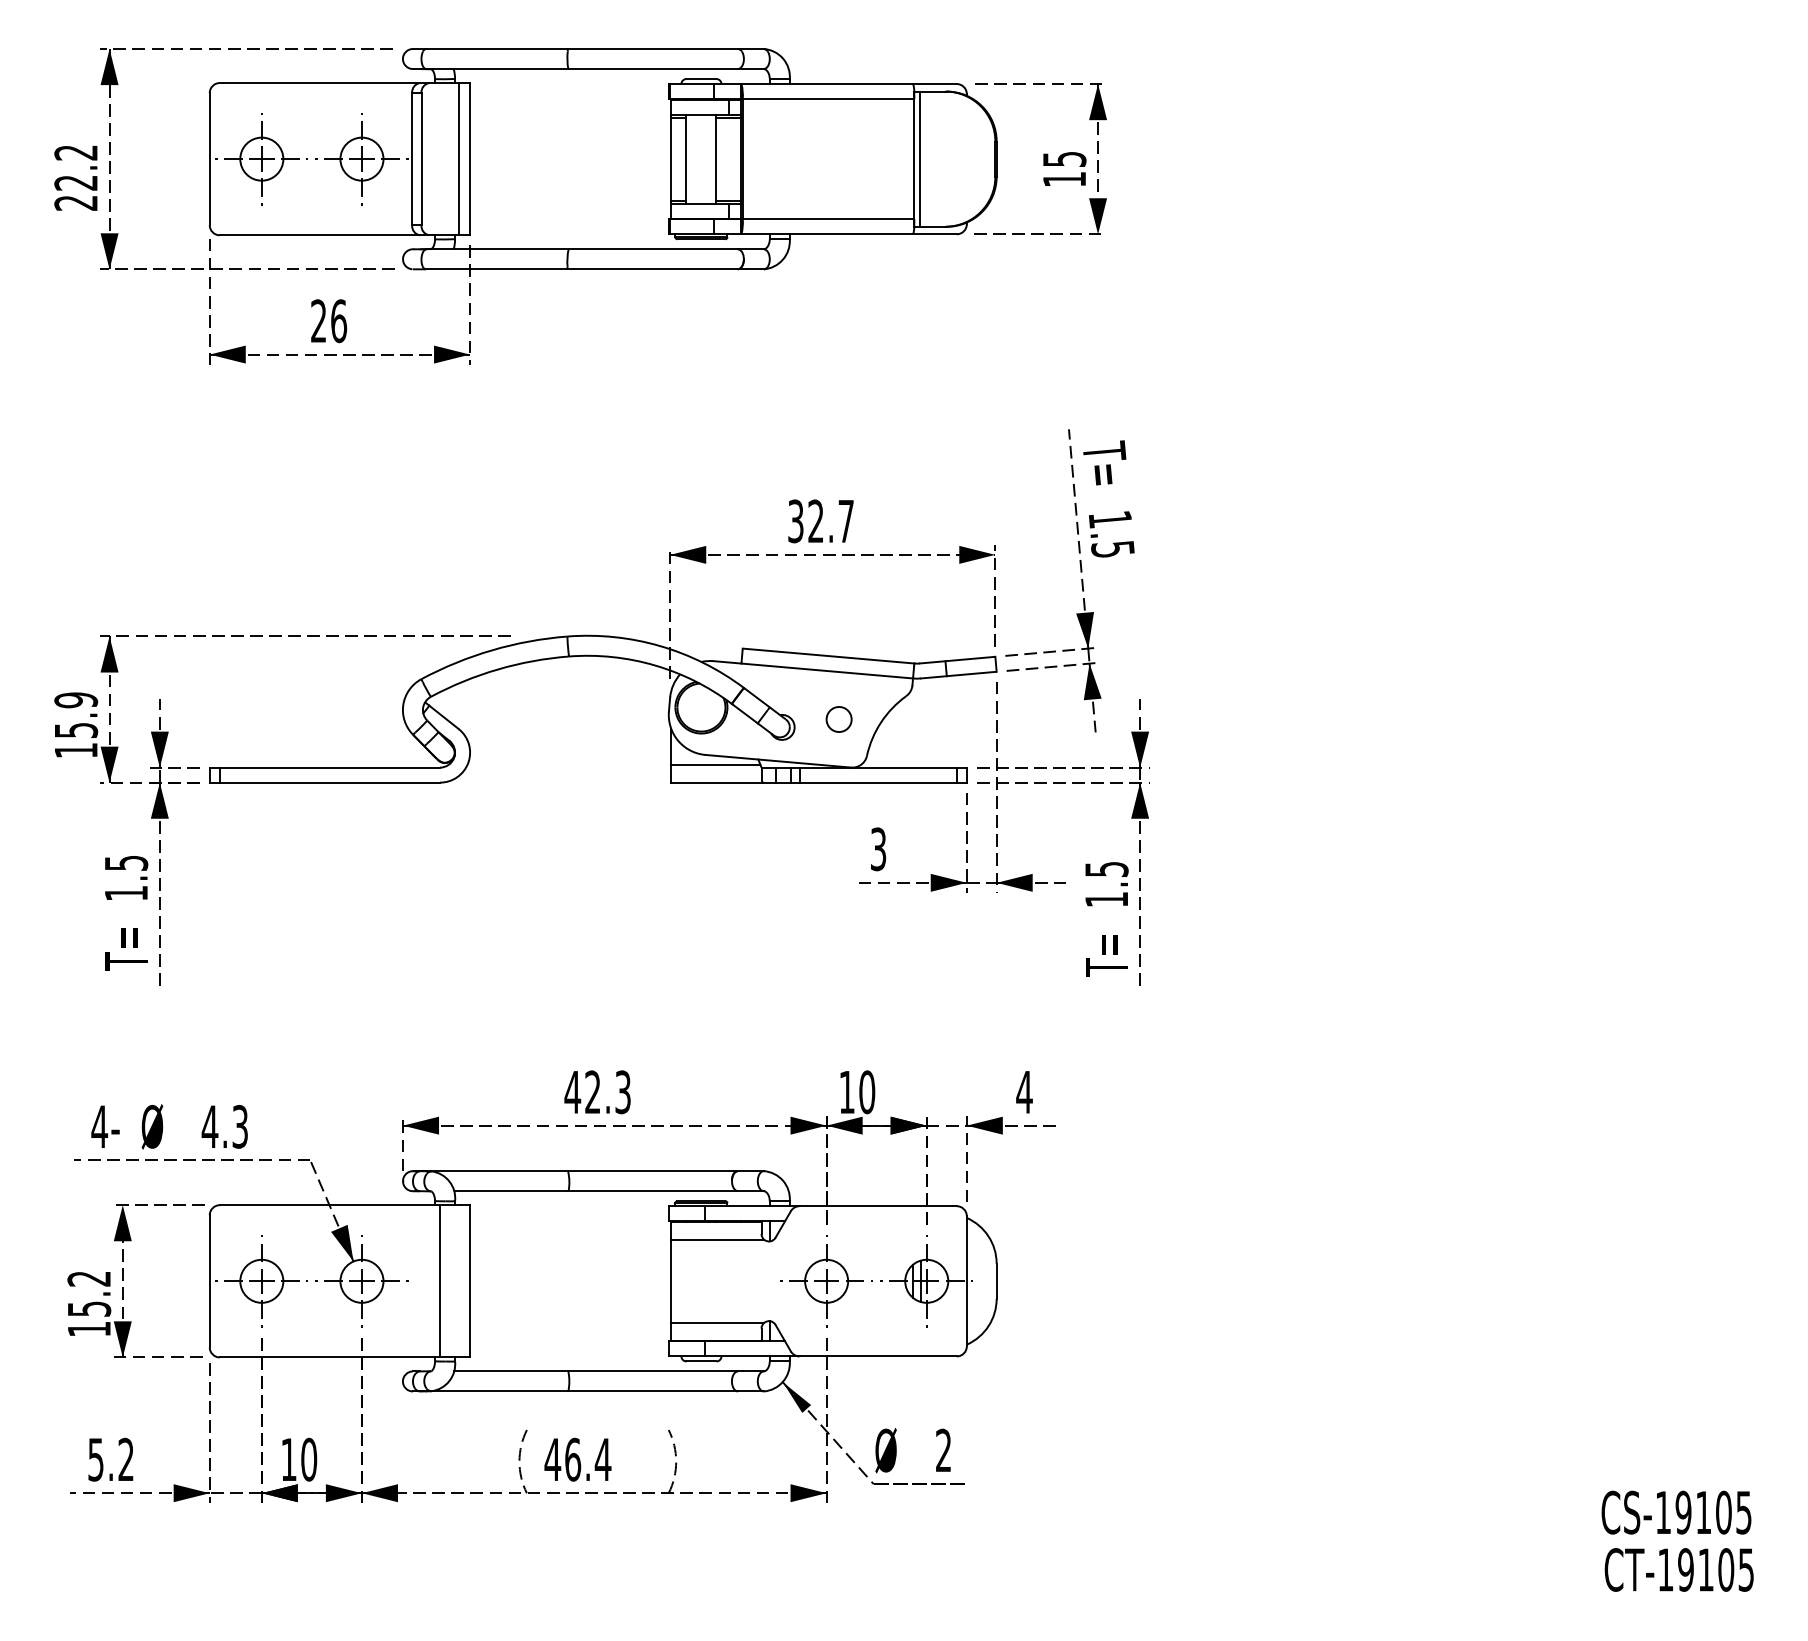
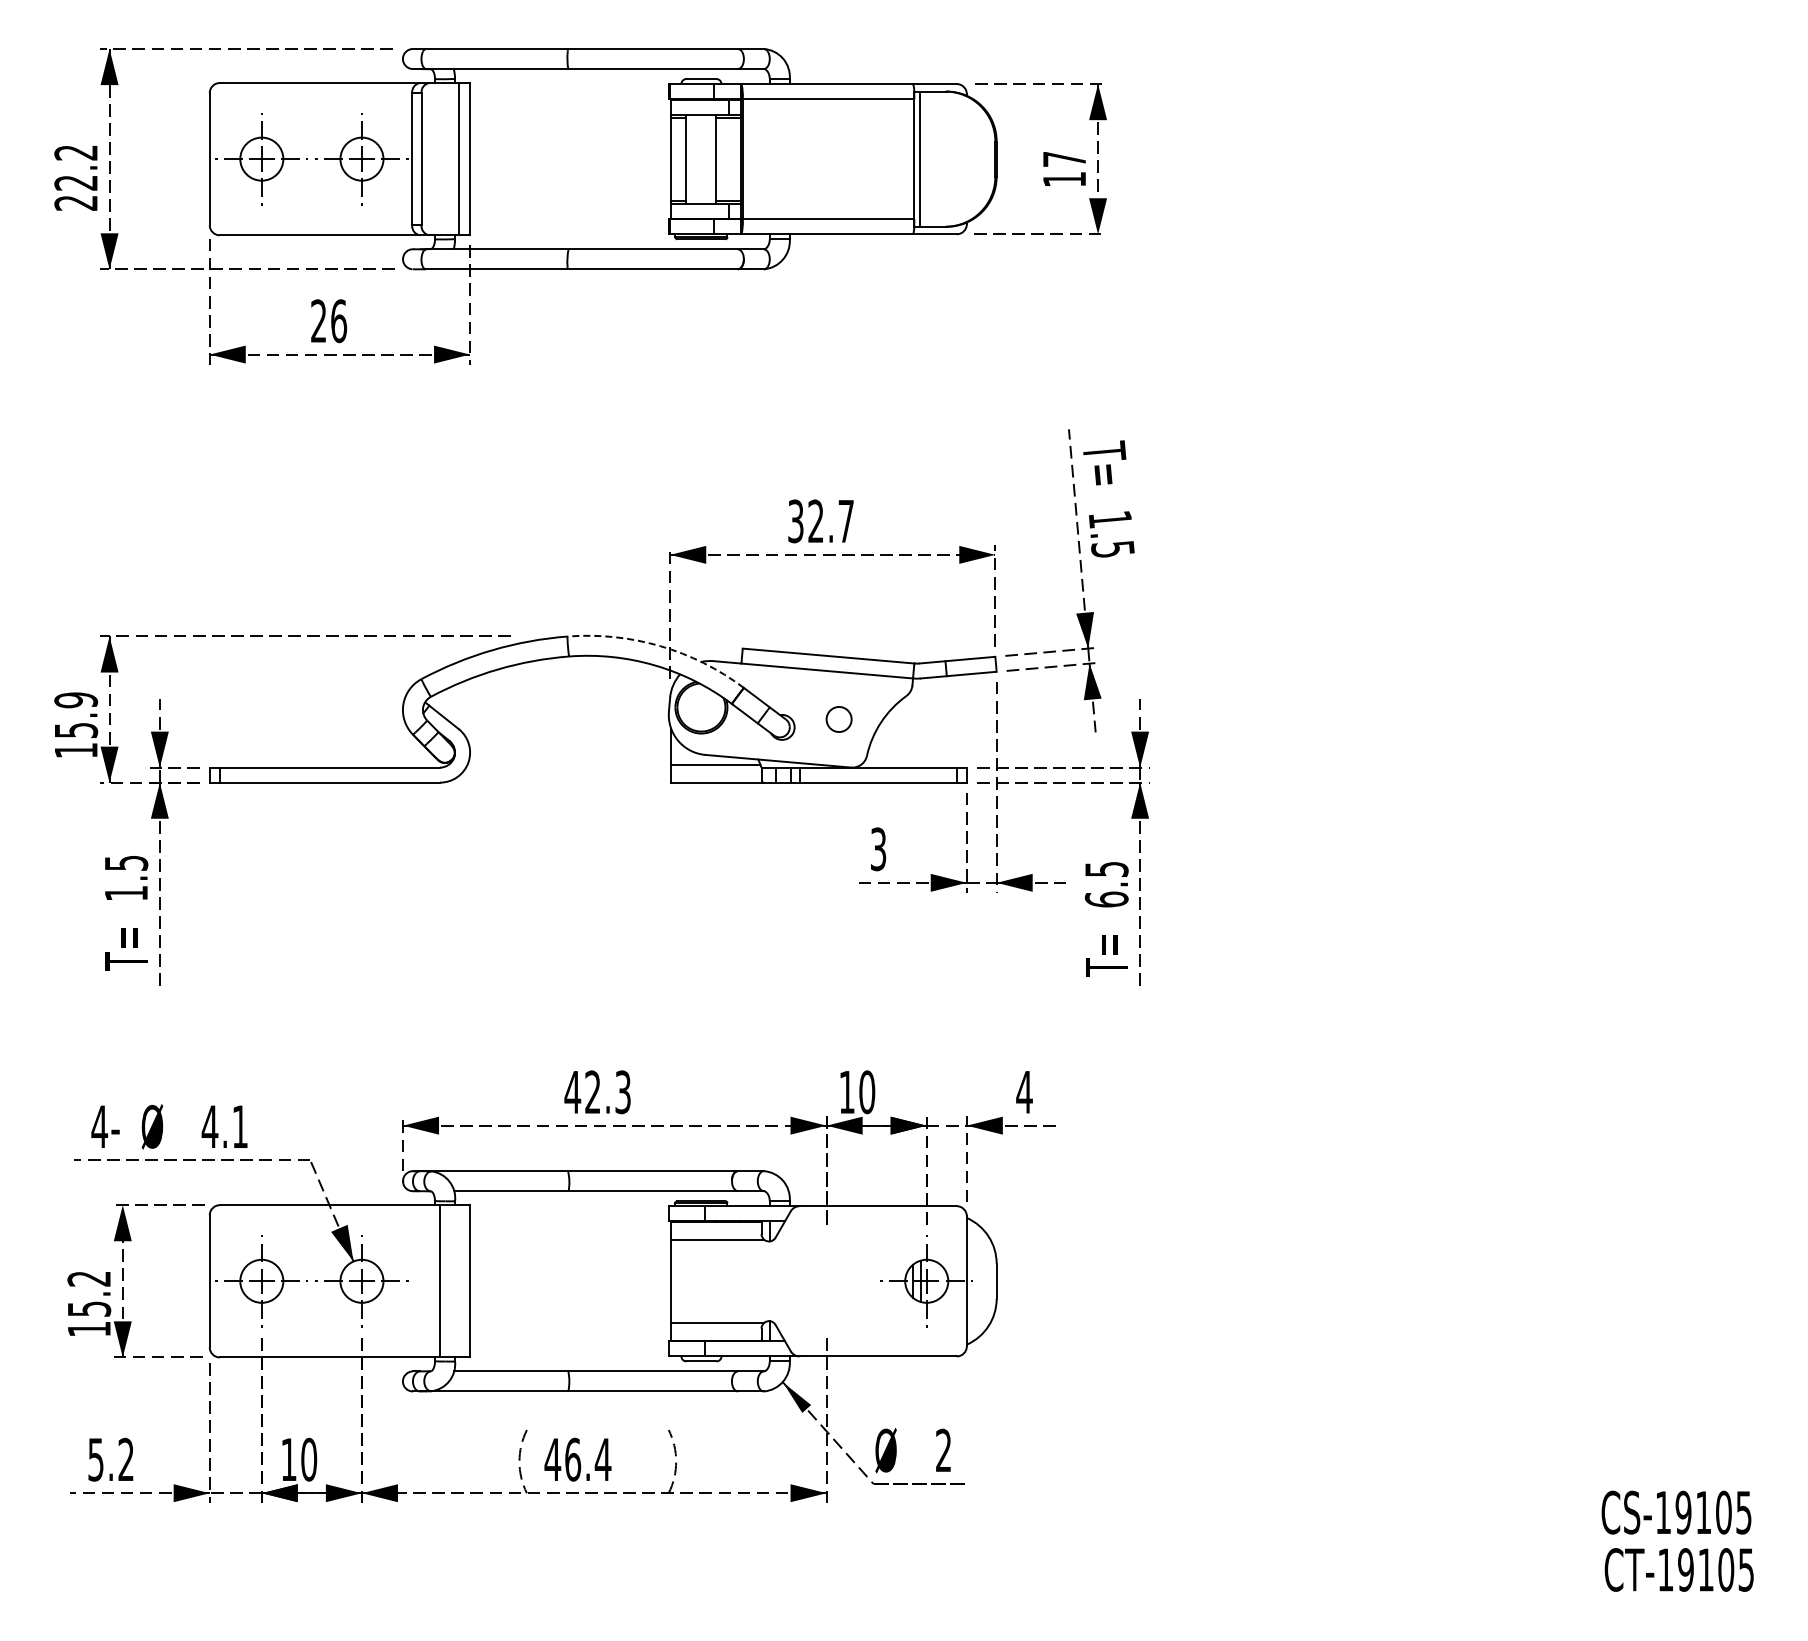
text: 15 -> 17 (1064, 159)
arc: solid -> dashed (660, 646)
text: 1.5 -> 6.5 (1106, 899)
text: 4.3 -> 4.1 (239, 1126)
part: present -> none (826, 1281)
